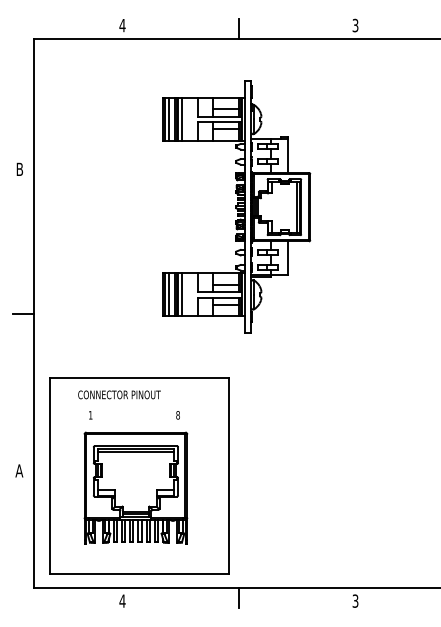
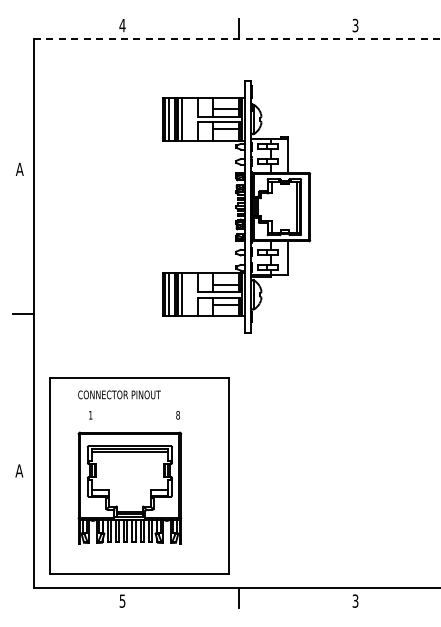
line: solid -> dashed (237, 39)
text: B -> A (19, 168)
part position: (135, 487) -> (129, 487) (129, 487)
text: 4 -> 5 (122, 600)
